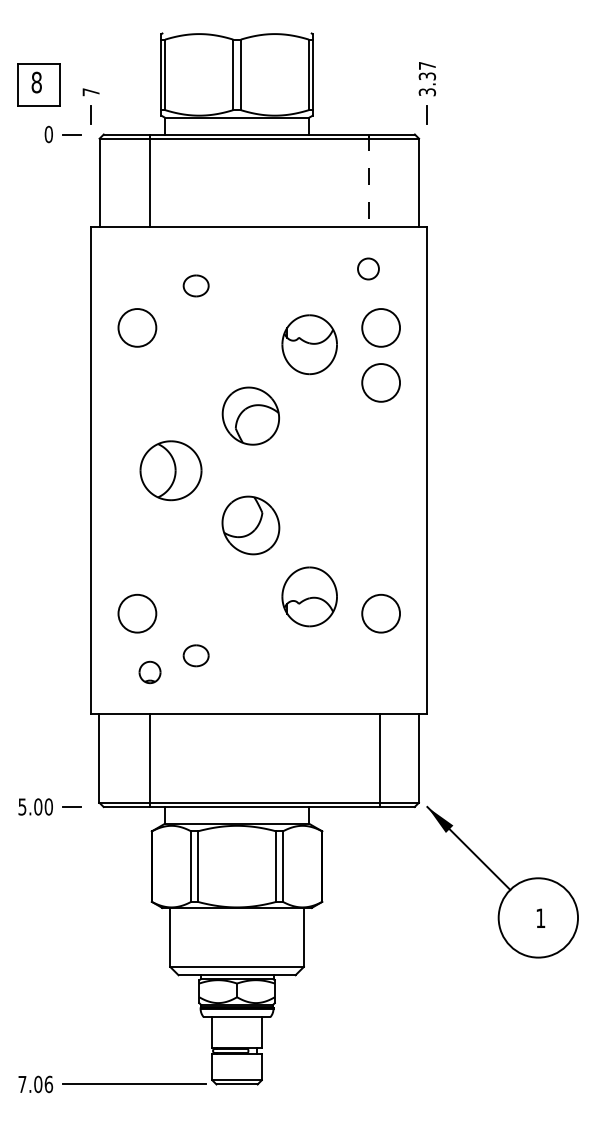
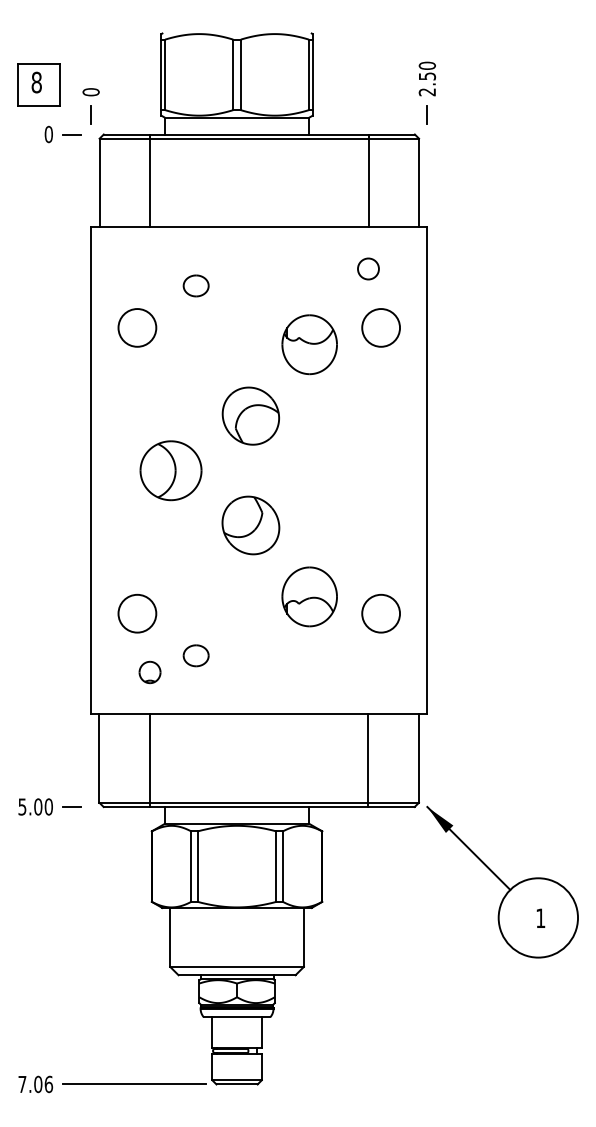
text: 3.37 -> 2.50 (426, 78)
text: 7 -> 0 (90, 92)
line: dashed -> solid (368, 181)
circle: present -> none (380, 382)
line position: (380, 760) -> (368, 760) (368, 760)
